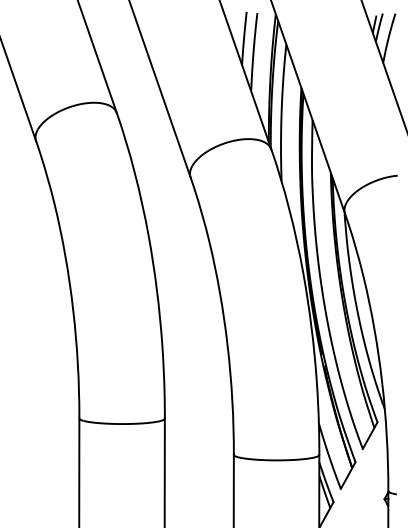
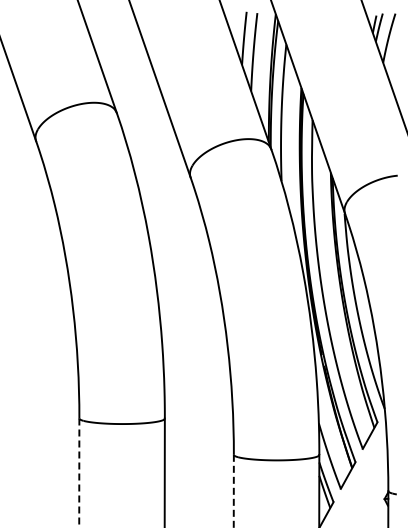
line: solid -> dashed (79, 473)
line: solid -> dashed (233, 491)
